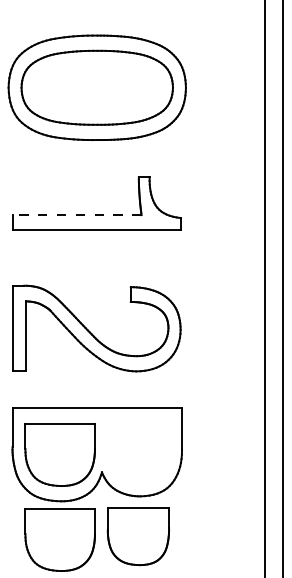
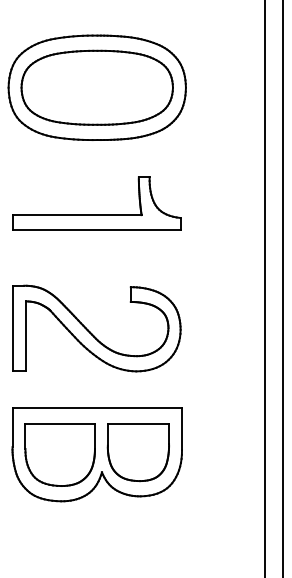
line: dashed -> solid (77, 215)
part position: (137, 536) -> (137, 452) (137, 452)
part: present -> none (59, 539)
